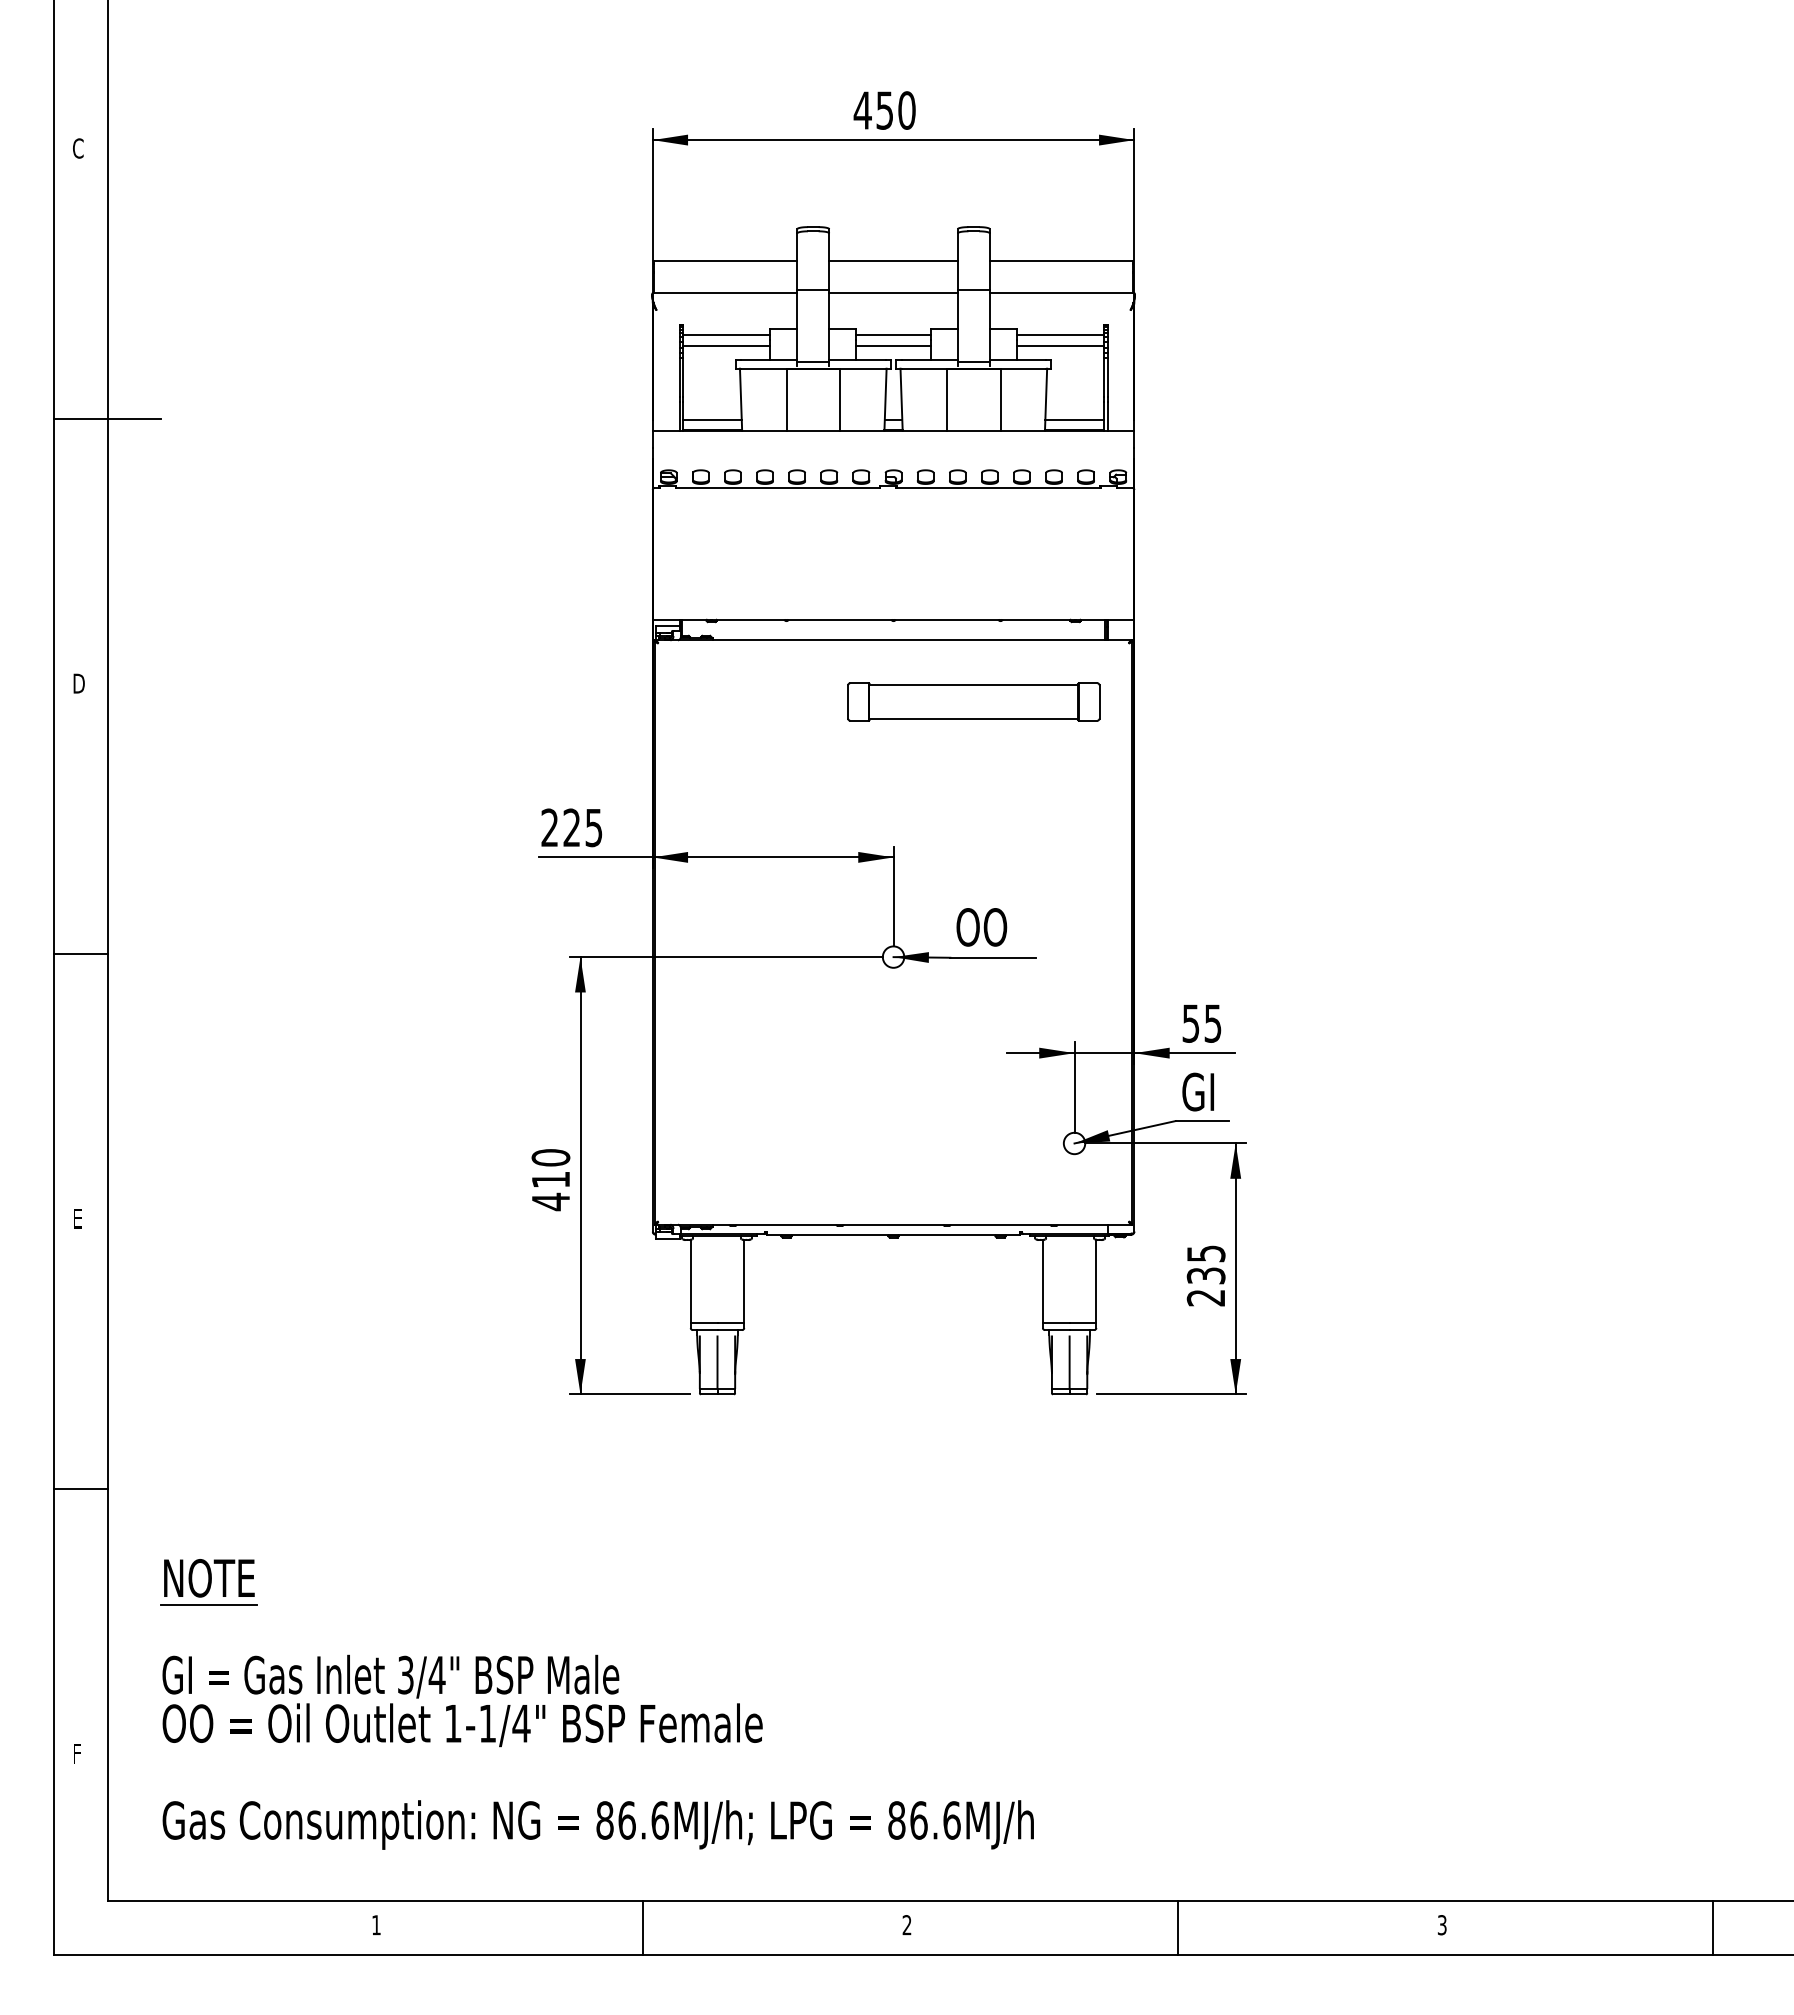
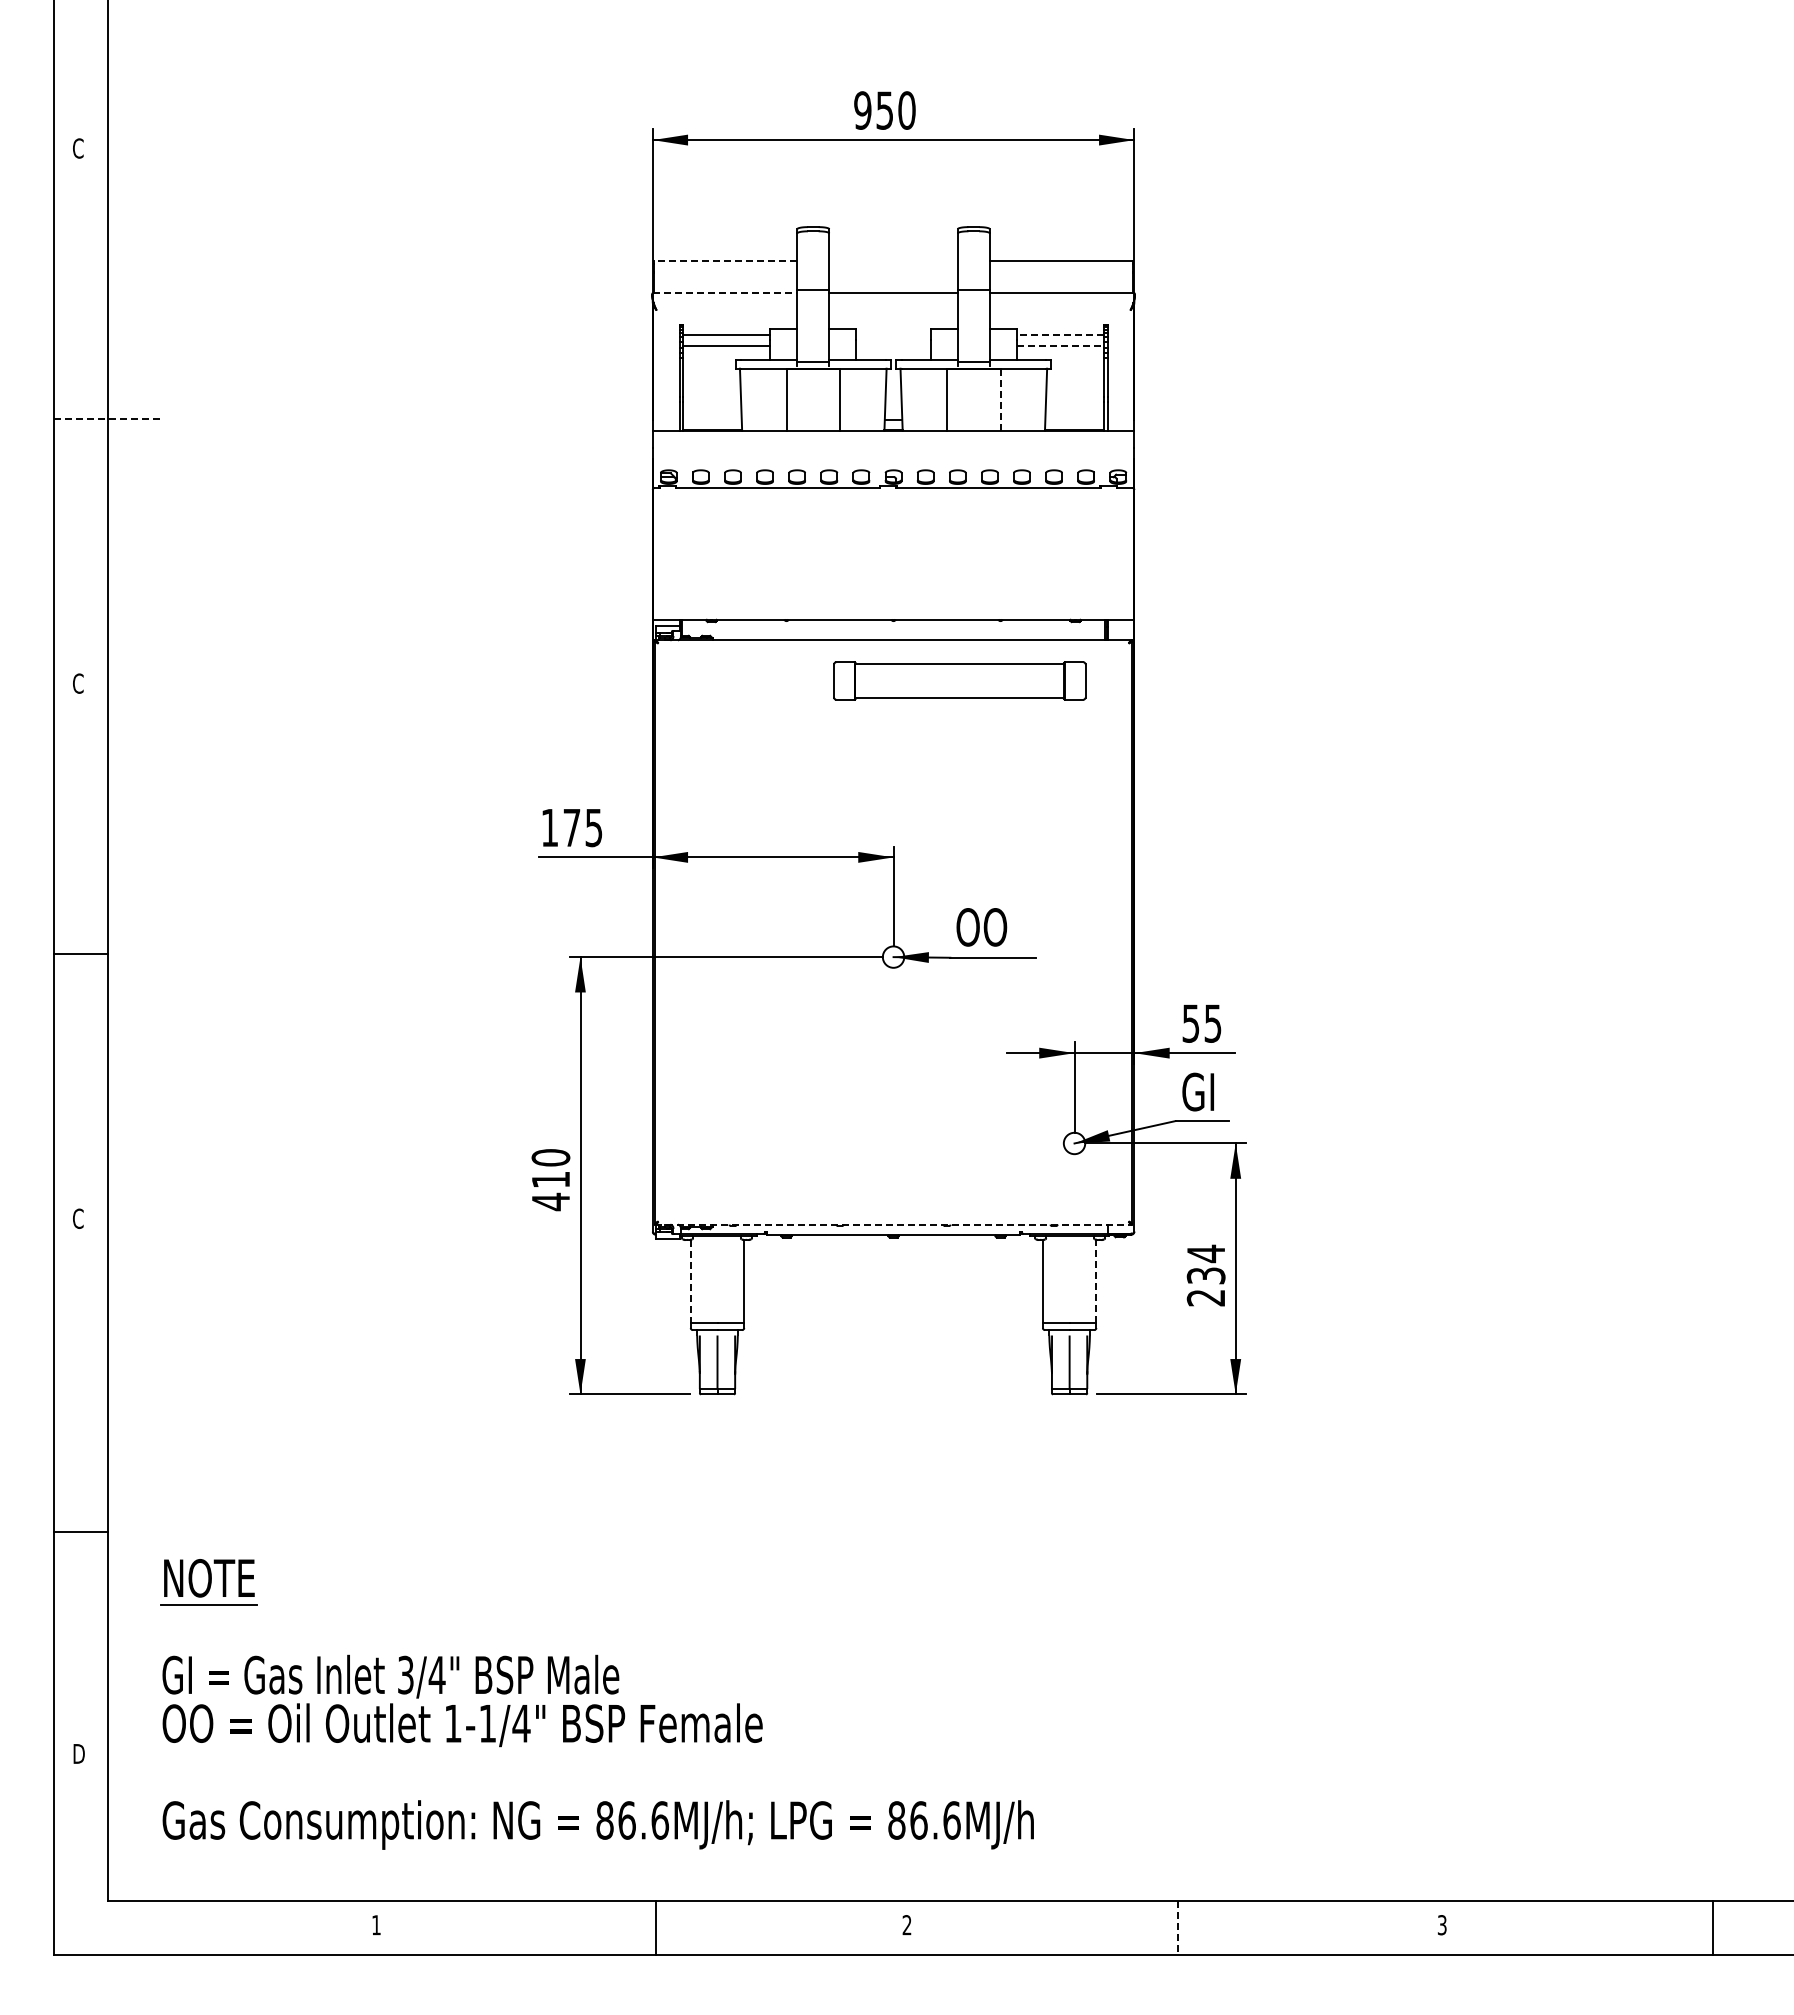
text: 450 -> 950 (862, 110)
line: solid -> dashed (725, 260)
line: present -> none (893, 260)
line: solid -> dashed (725, 293)
line: present -> none (893, 334)
line: solid -> dashed (1060, 334)
line: present -> none (893, 345)
line: solid -> dashed (1060, 345)
line: solid -> dashed (1000, 399)
line: solid -> dashed (107, 418)
line: present -> none (711, 419)
line: present -> none (1074, 419)
text: D -> C (78, 683)
part position: (973, 701) -> (959, 680) (959, 680)
text: 225 -> 175 (560, 827)
text: E -> C (78, 1218)
line: solid -> dashed (894, 1224)
text: 235 -> 234 (1206, 1253)
line: solid -> dashed (1096, 1280)
line: solid -> dashed (690, 1281)
line position: (80, 1488) -> (80, 1531) (80, 1531)
text: F -> D (78, 1753)
line position: (642, 1927) -> (655, 1927) (655, 1927)
line: solid -> dashed (1177, 1927)
